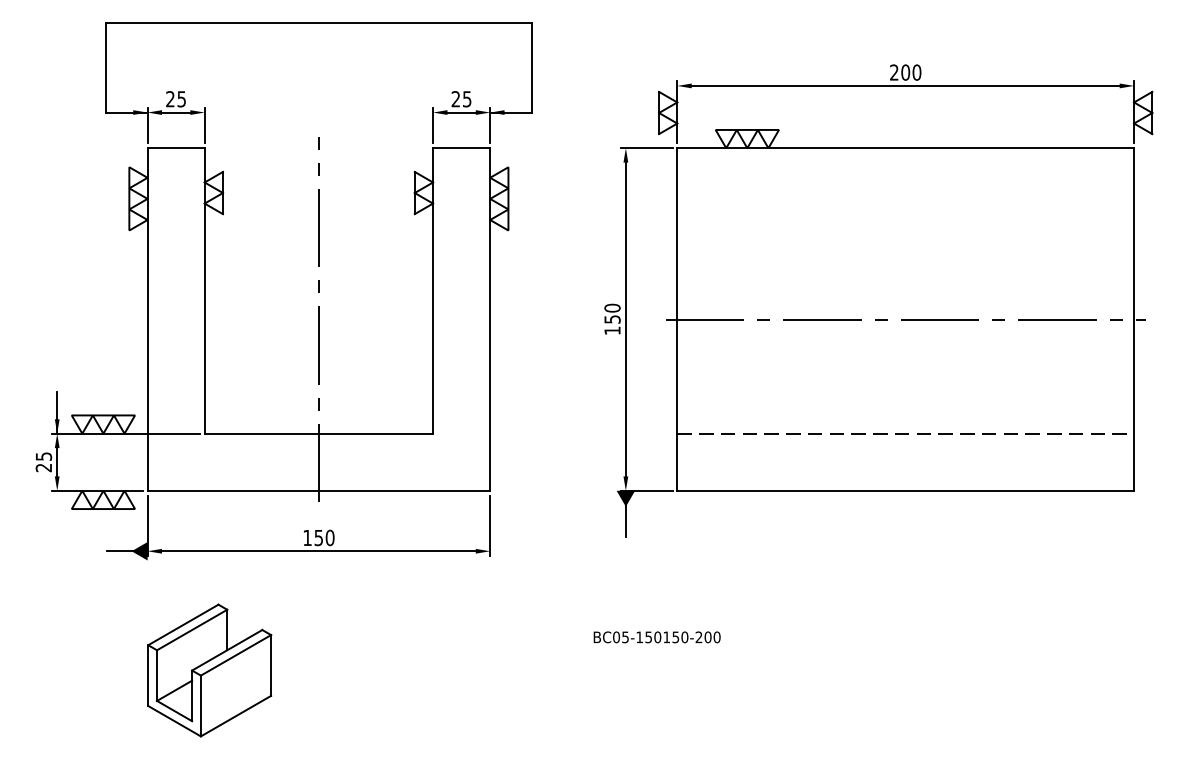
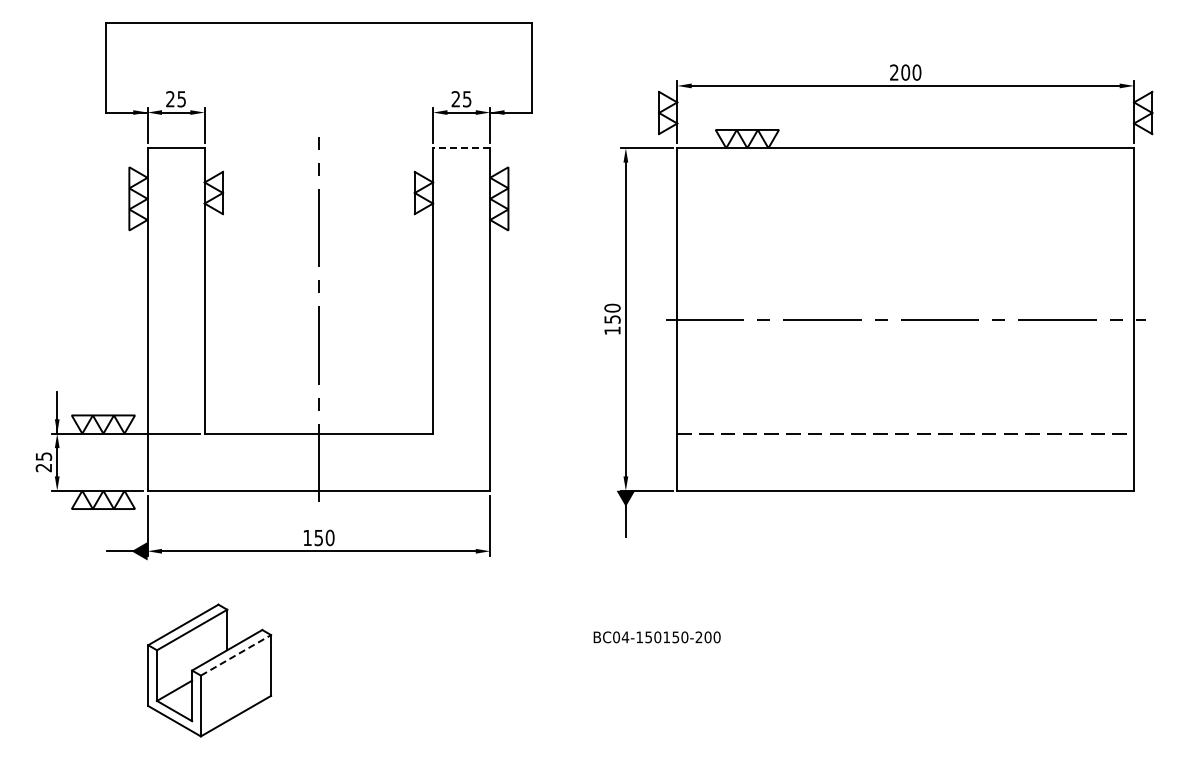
line: solid -> dashed (461, 148)
text: BC05-150150-200 -> BC04-150150-200 (625, 637)
line: solid -> dashed (236, 655)
